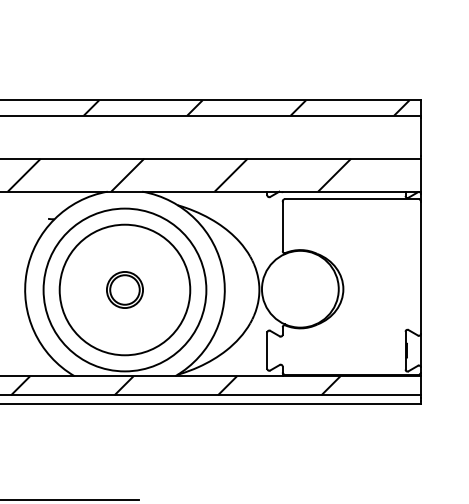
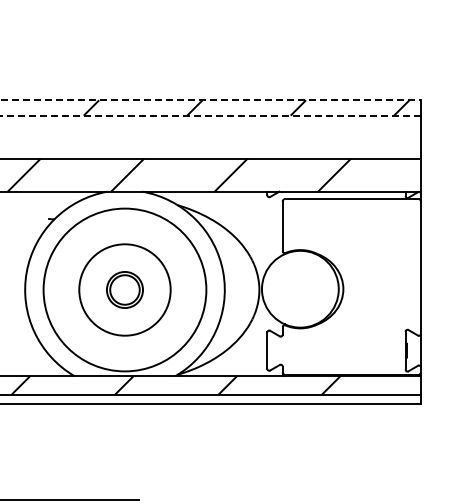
line: solid -> dashed (211, 100)
line: solid -> dashed (211, 115)
circle diameter: 131 px -> 91 px (124, 289)
